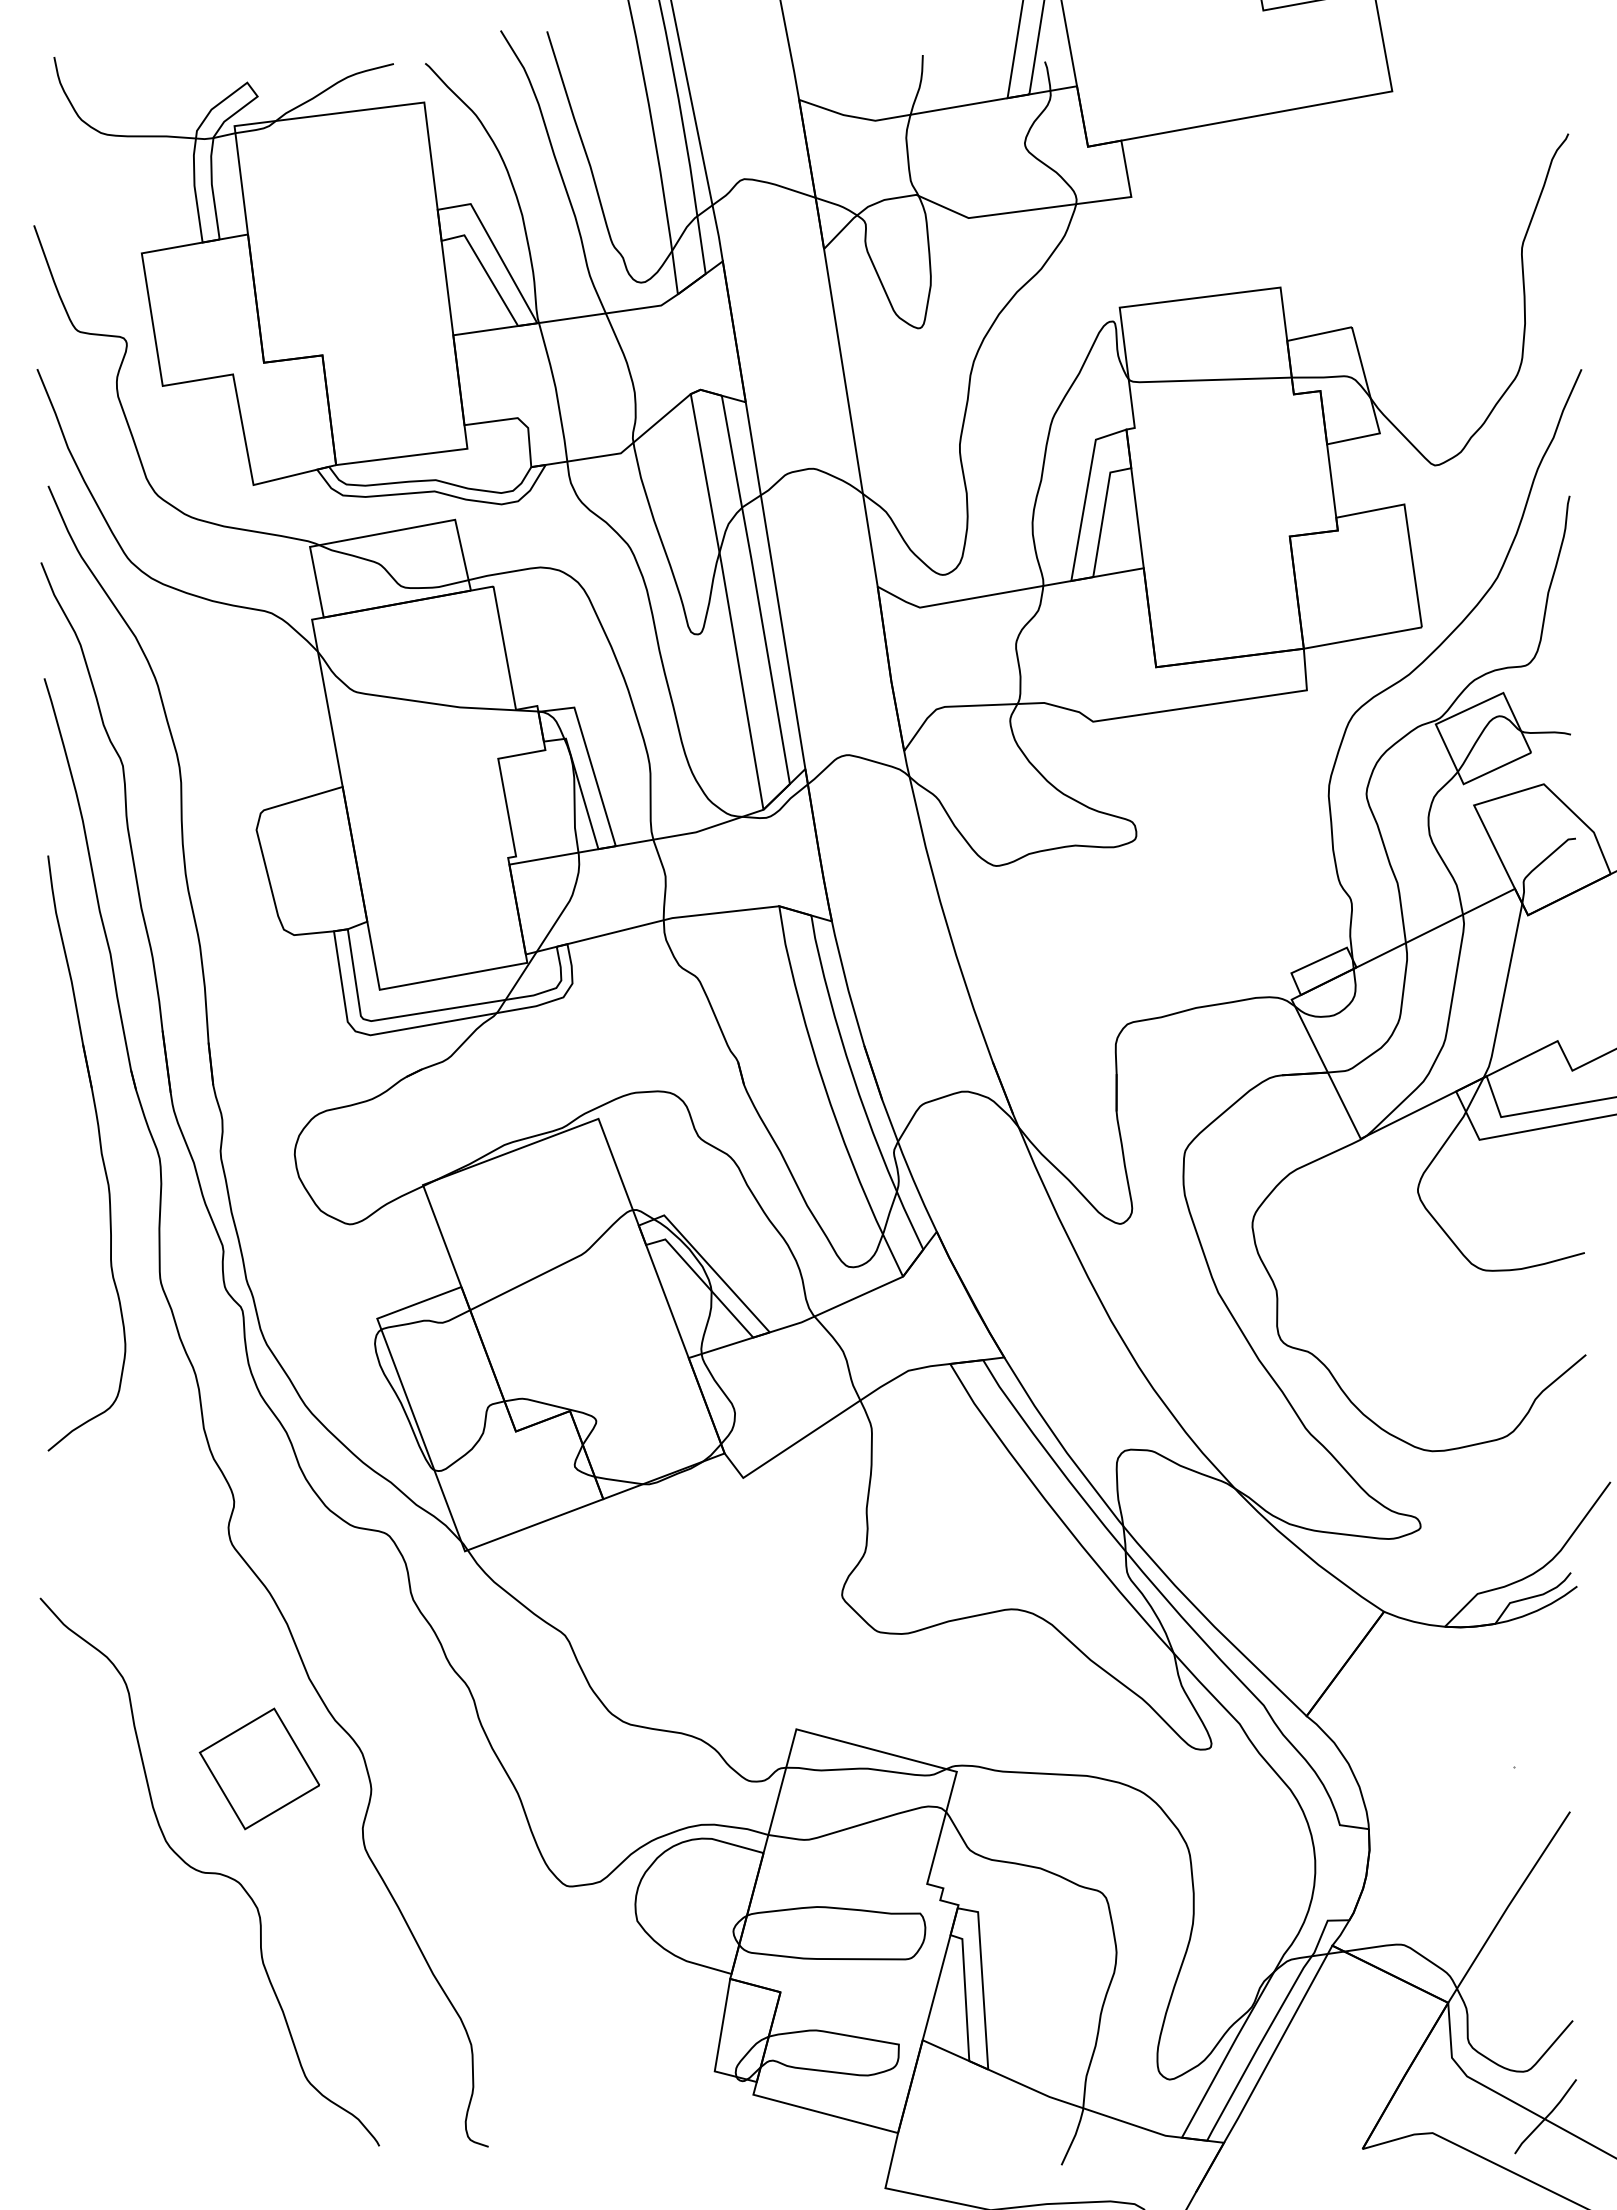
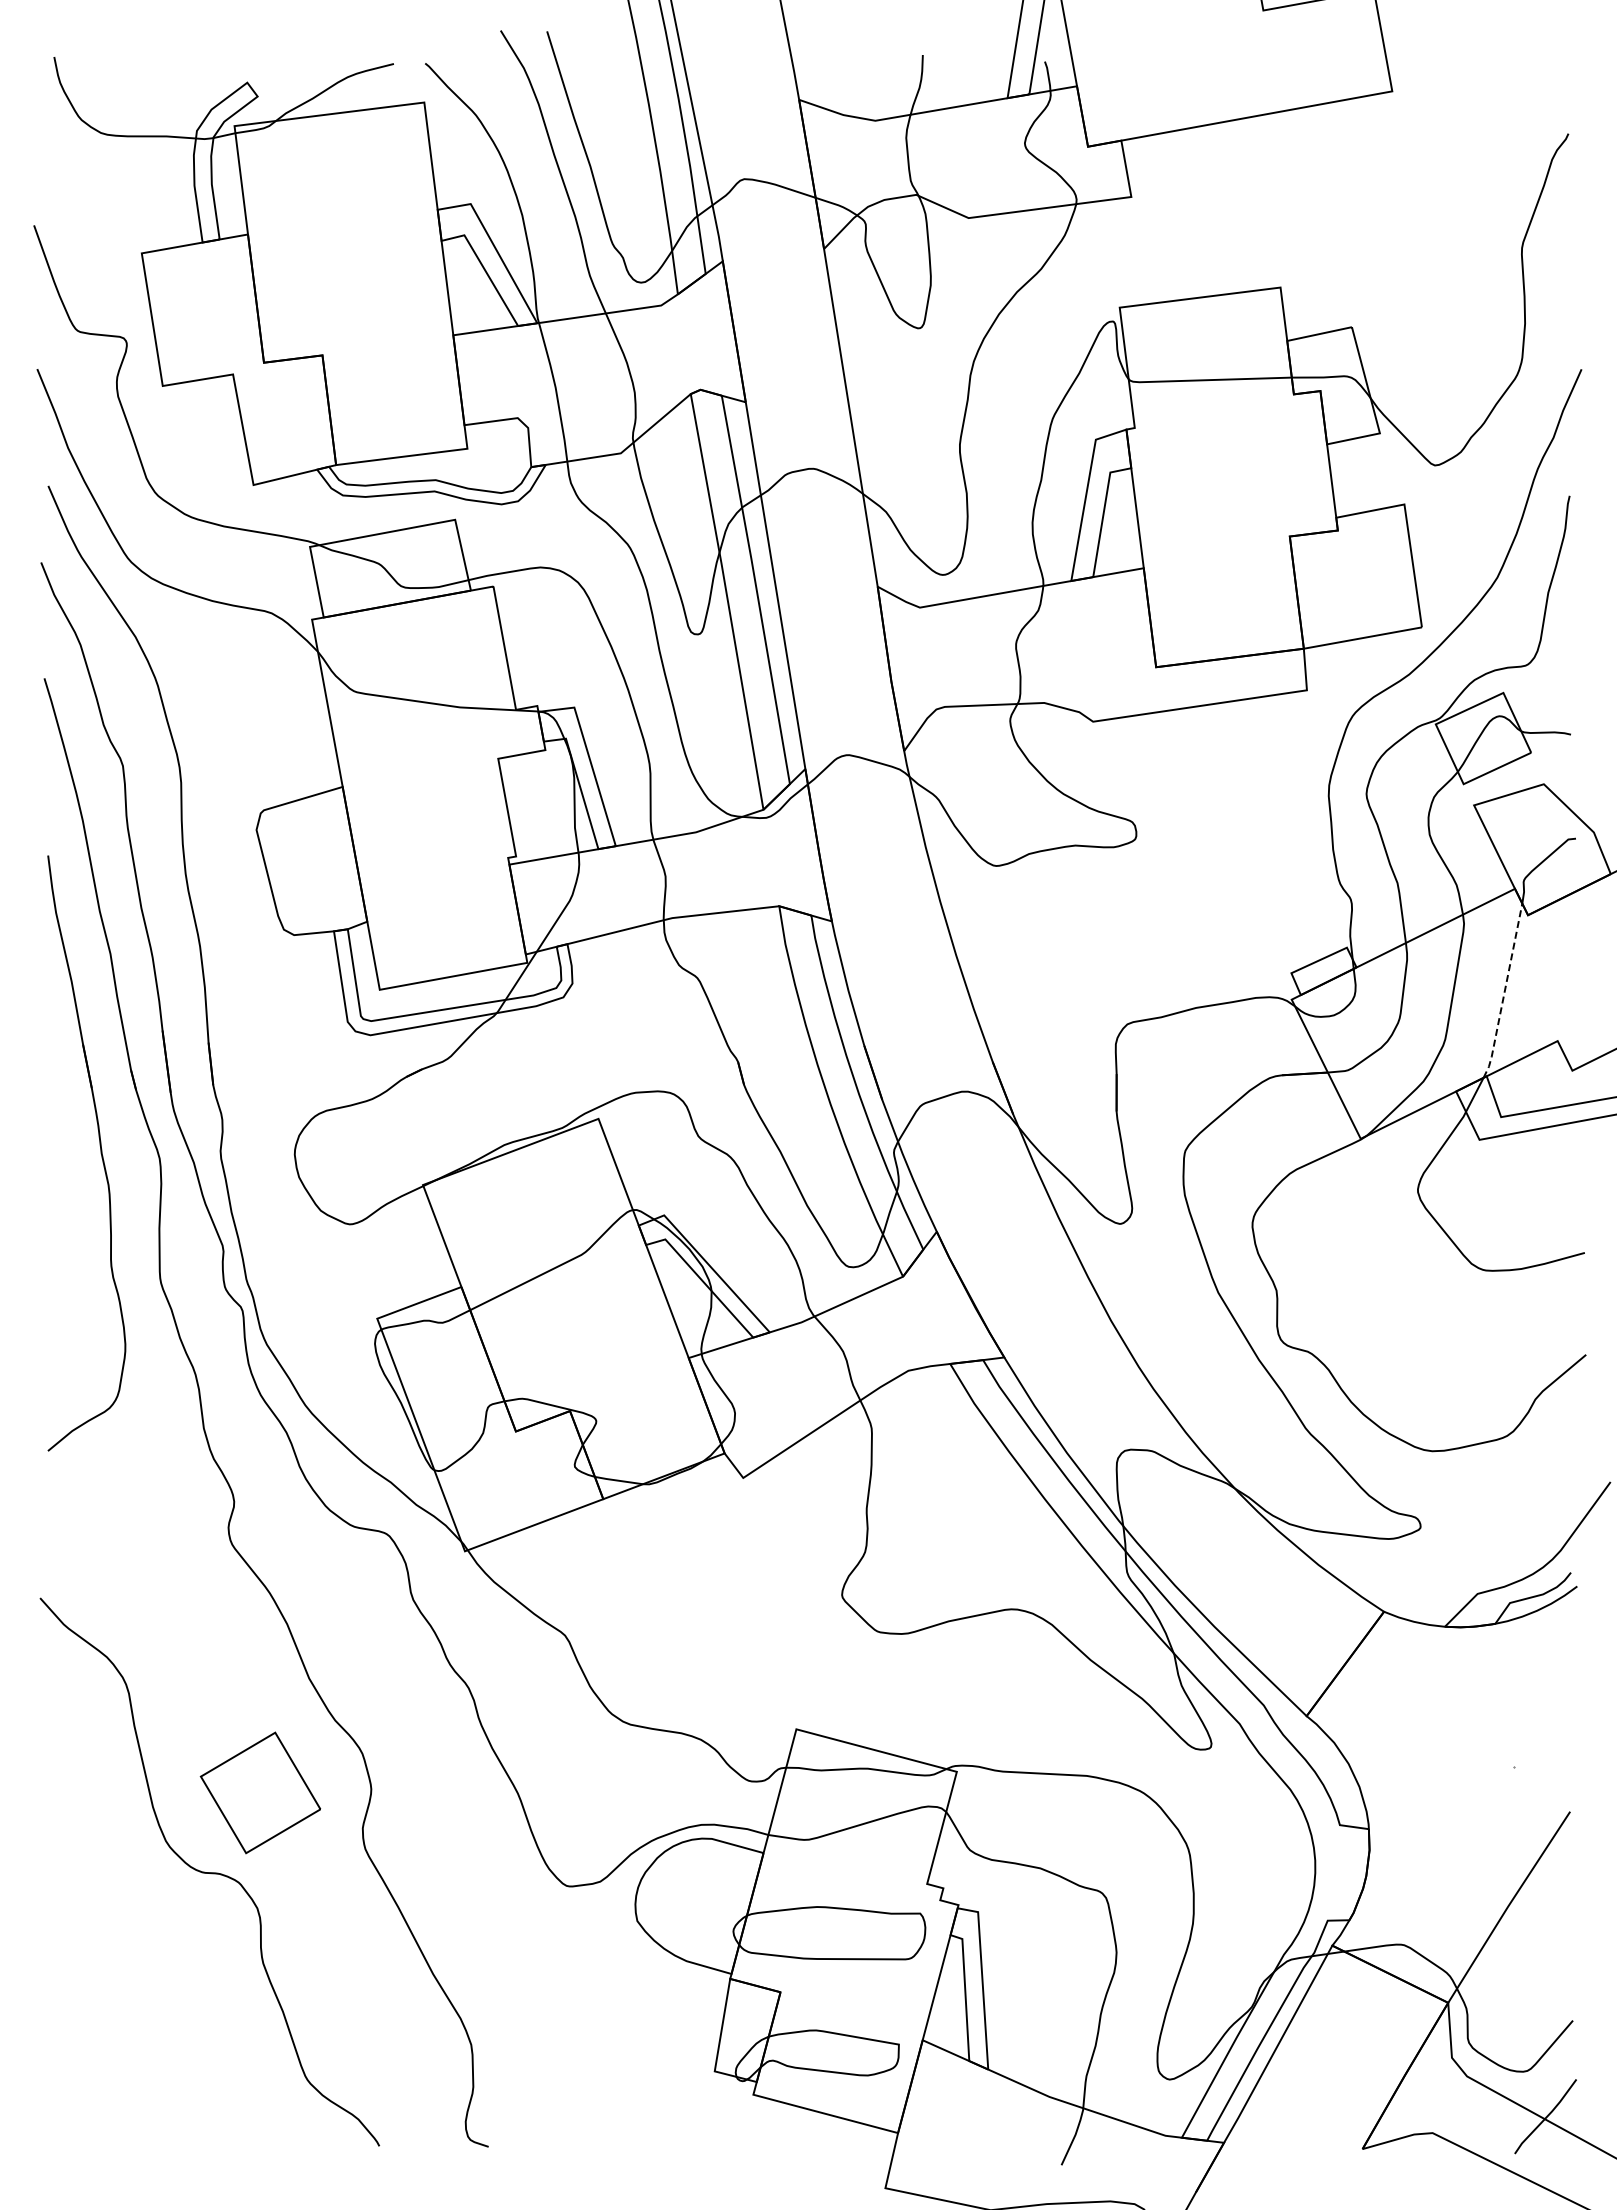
line: solid -> dashed (1504, 992)
part position: (259, 1768) -> (260, 1792) (260, 1792)
